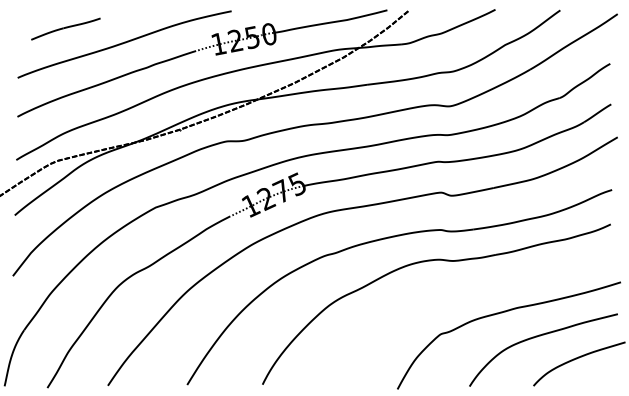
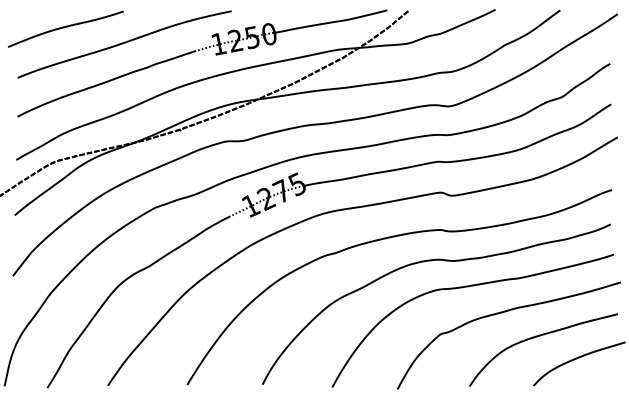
part size: 70x24 px -> 116x38 px (65, 28)
part: none -> present (468, 287)
